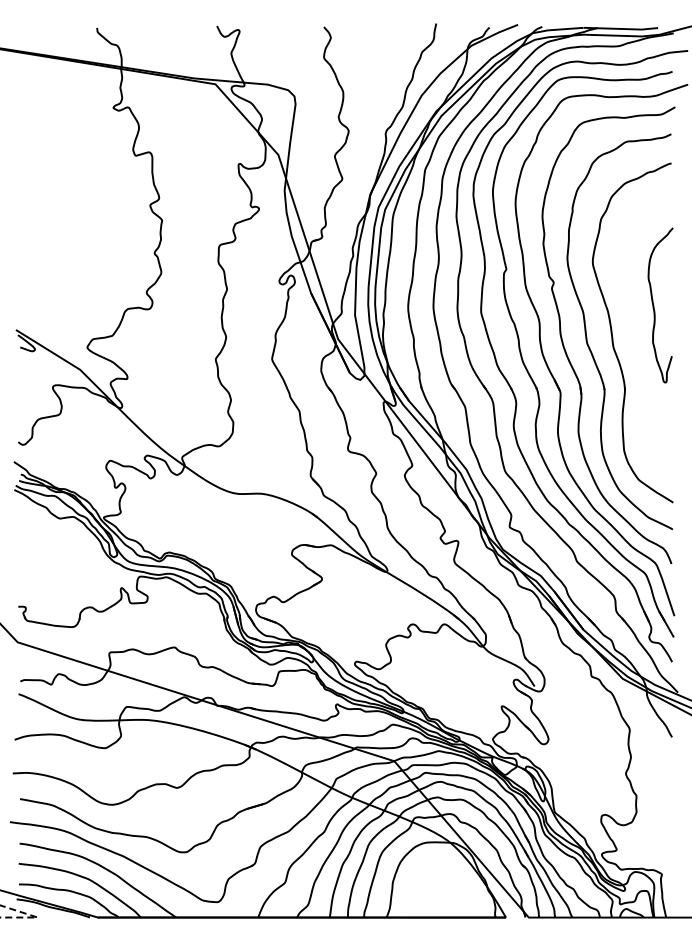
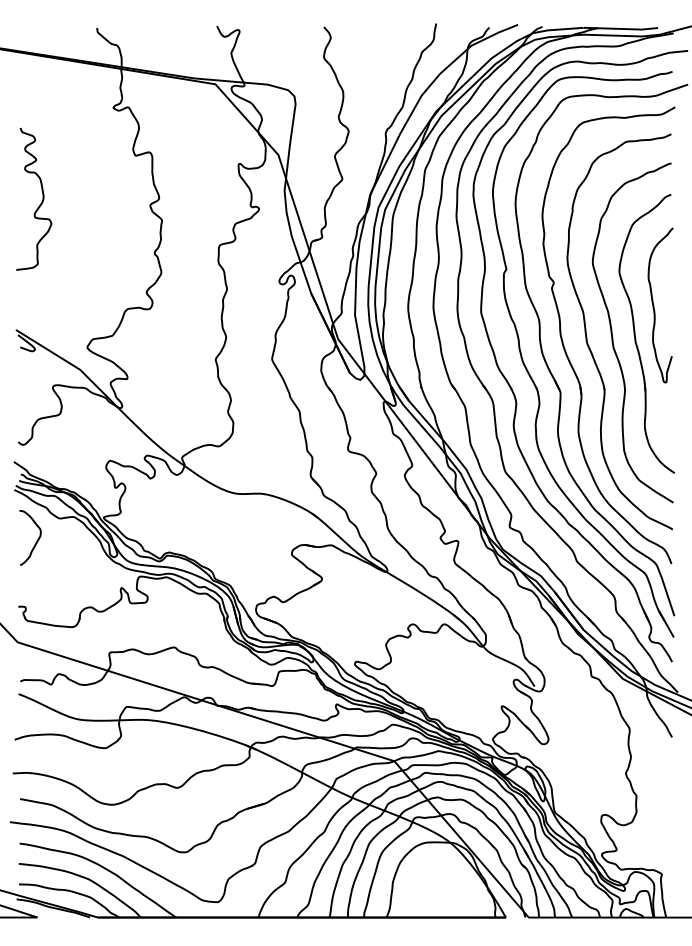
curve: none -> present (41, 201)
part: none -> present (635, 333)
curve: none -> present (36, 540)
line: dashed -> solid (37, 917)
